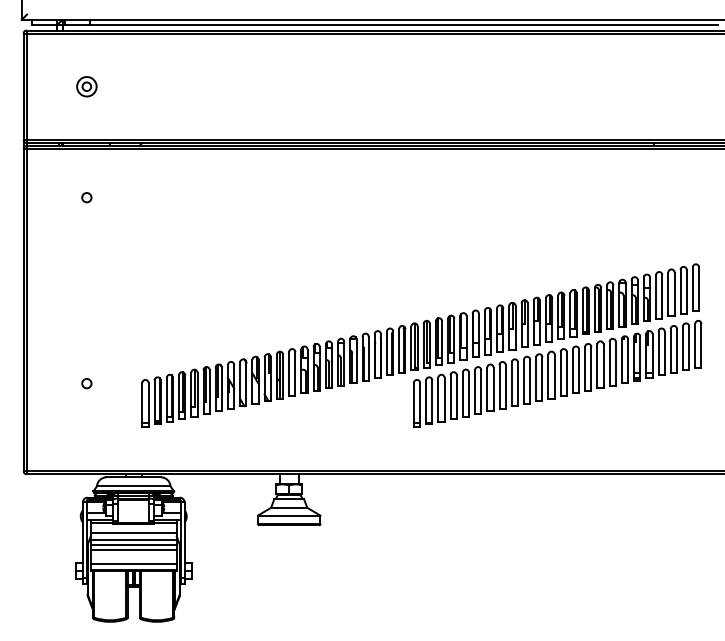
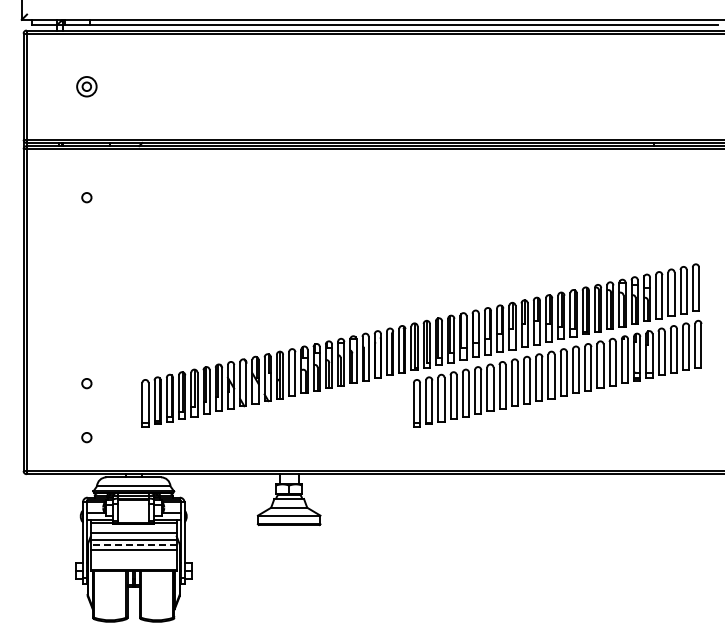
circle: none -> present (86, 437)
line: solid -> dashed (133, 544)
line: present -> none (133, 563)
